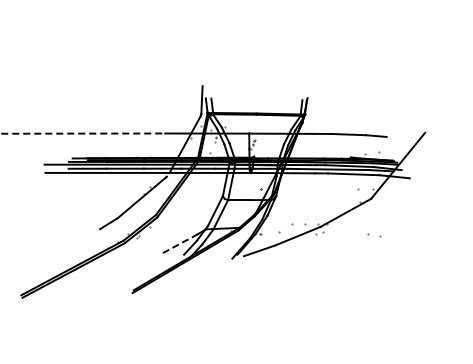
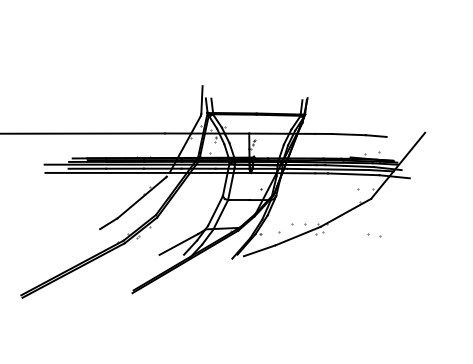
line: dashed -> solid (83, 133)
line: dashed -> solid (178, 244)
